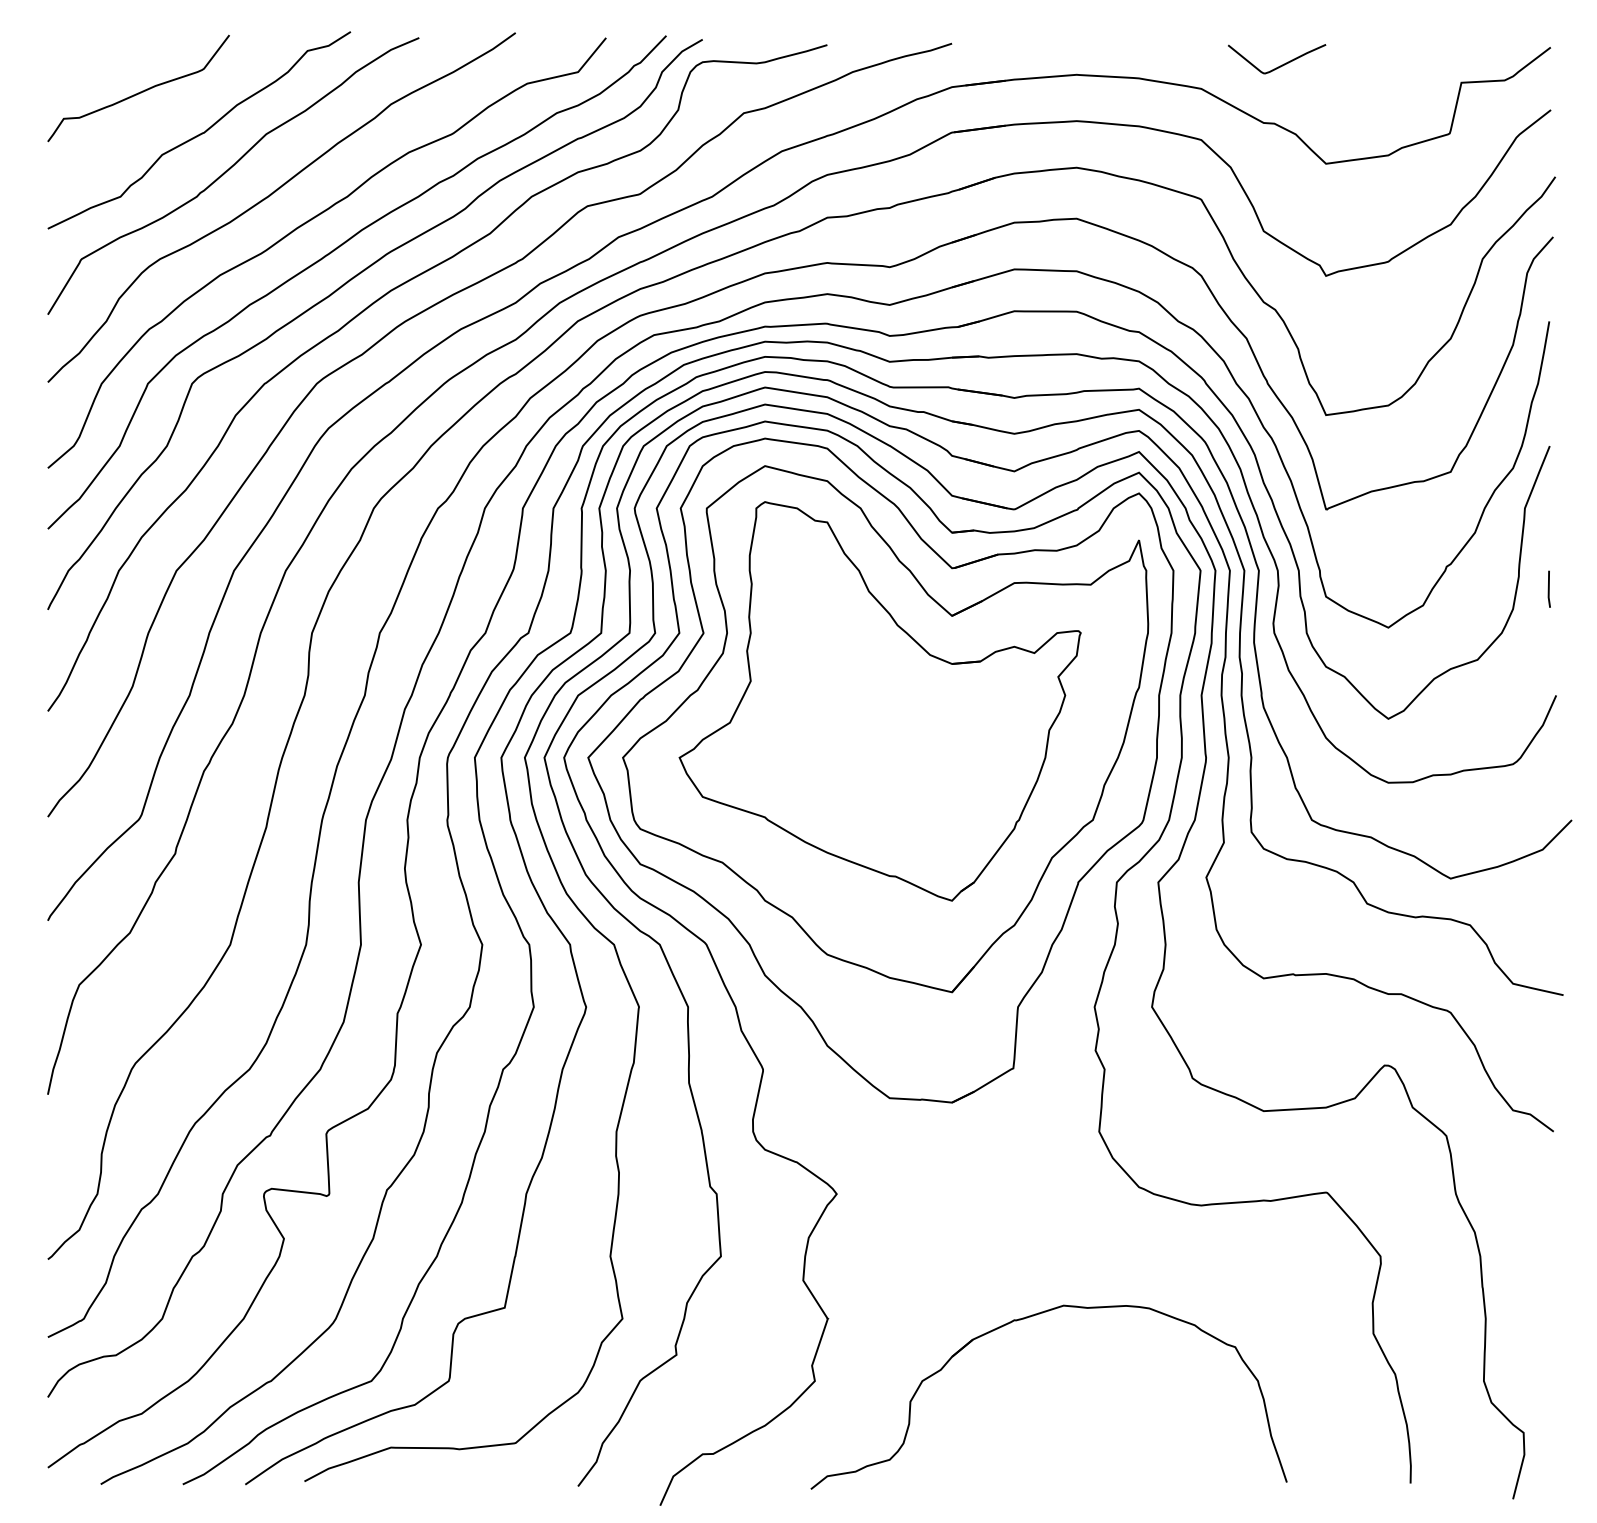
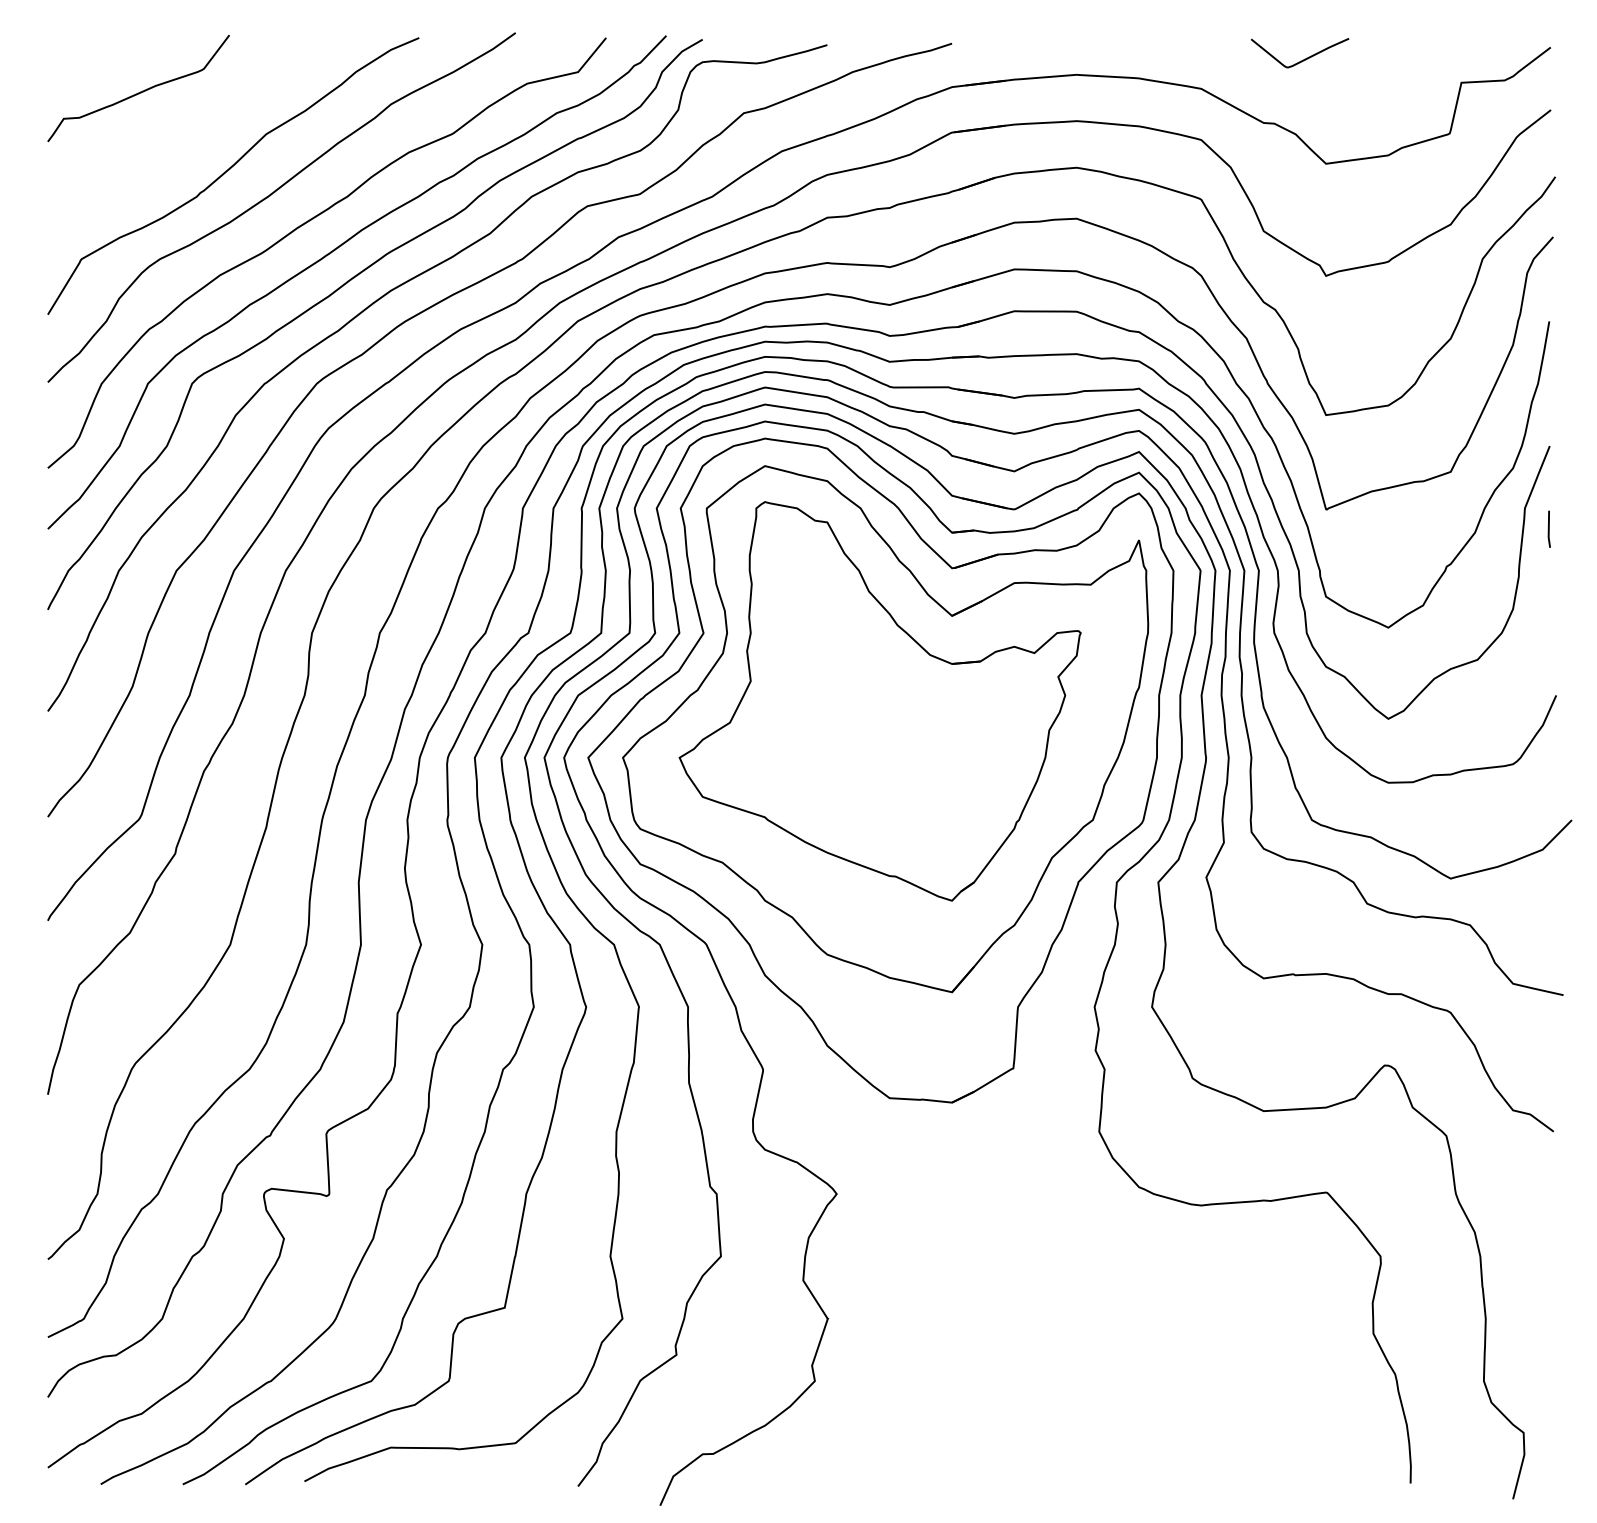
curve position: (1280, 65) -> (1303, 59) (1303, 59)
curve: present -> none (201, 132)
line position: (1548, 588) -> (1548, 528) (1548, 528)
part: present -> none (1024, 1319)
